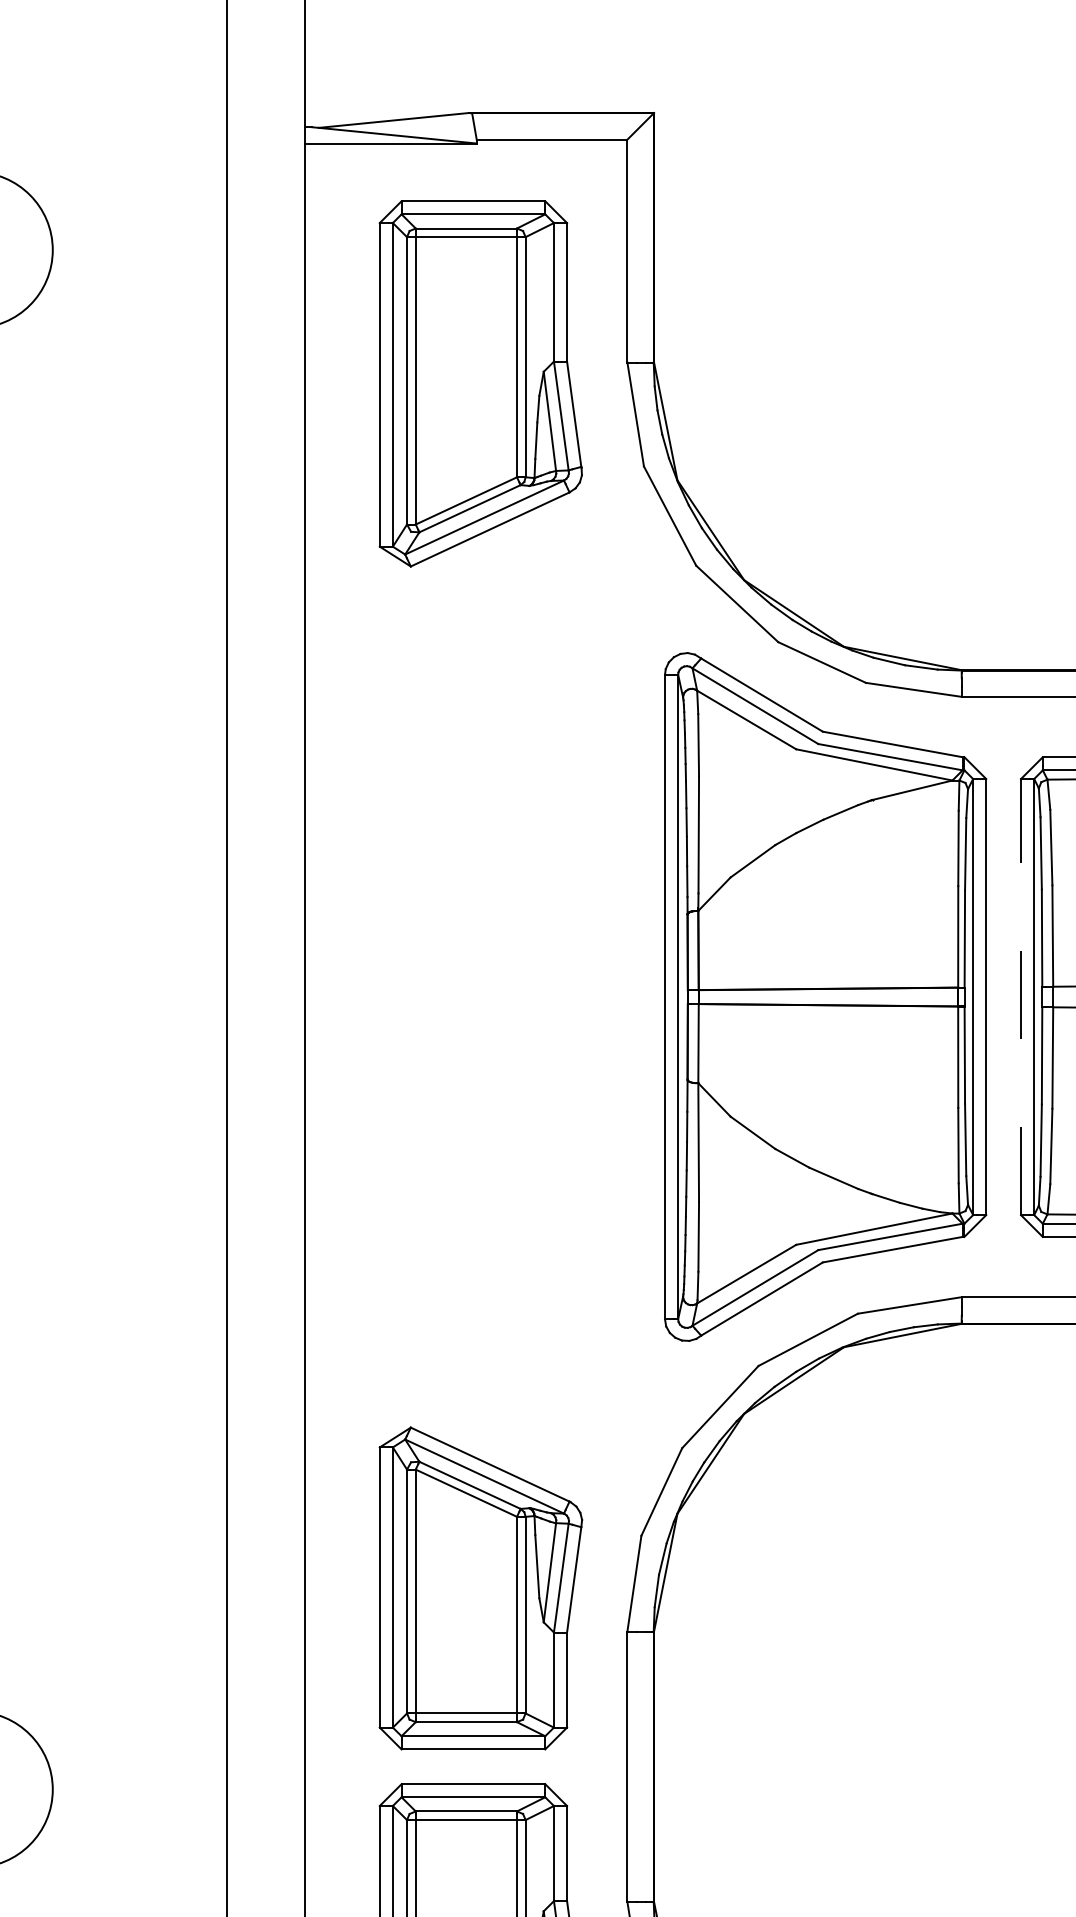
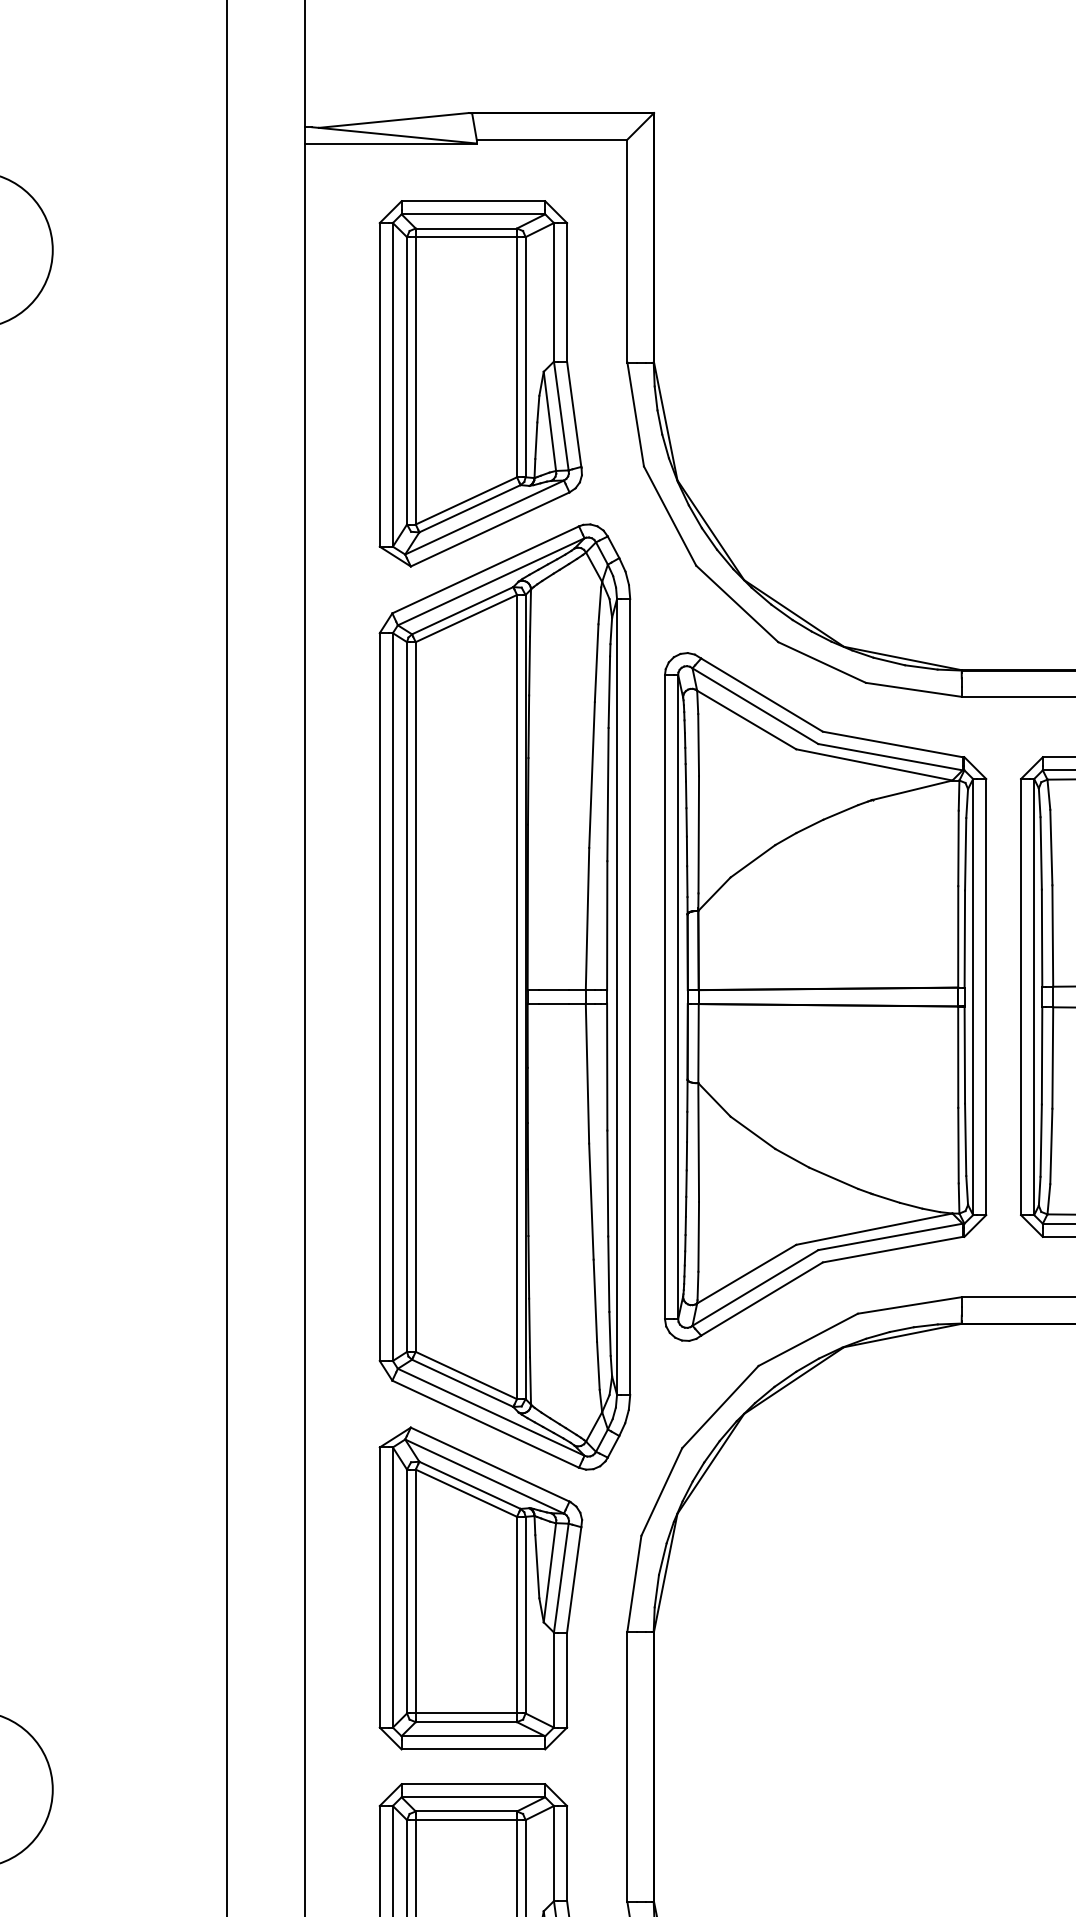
part: none -> present (504, 996)
line: dashed -> solid (1021, 996)
